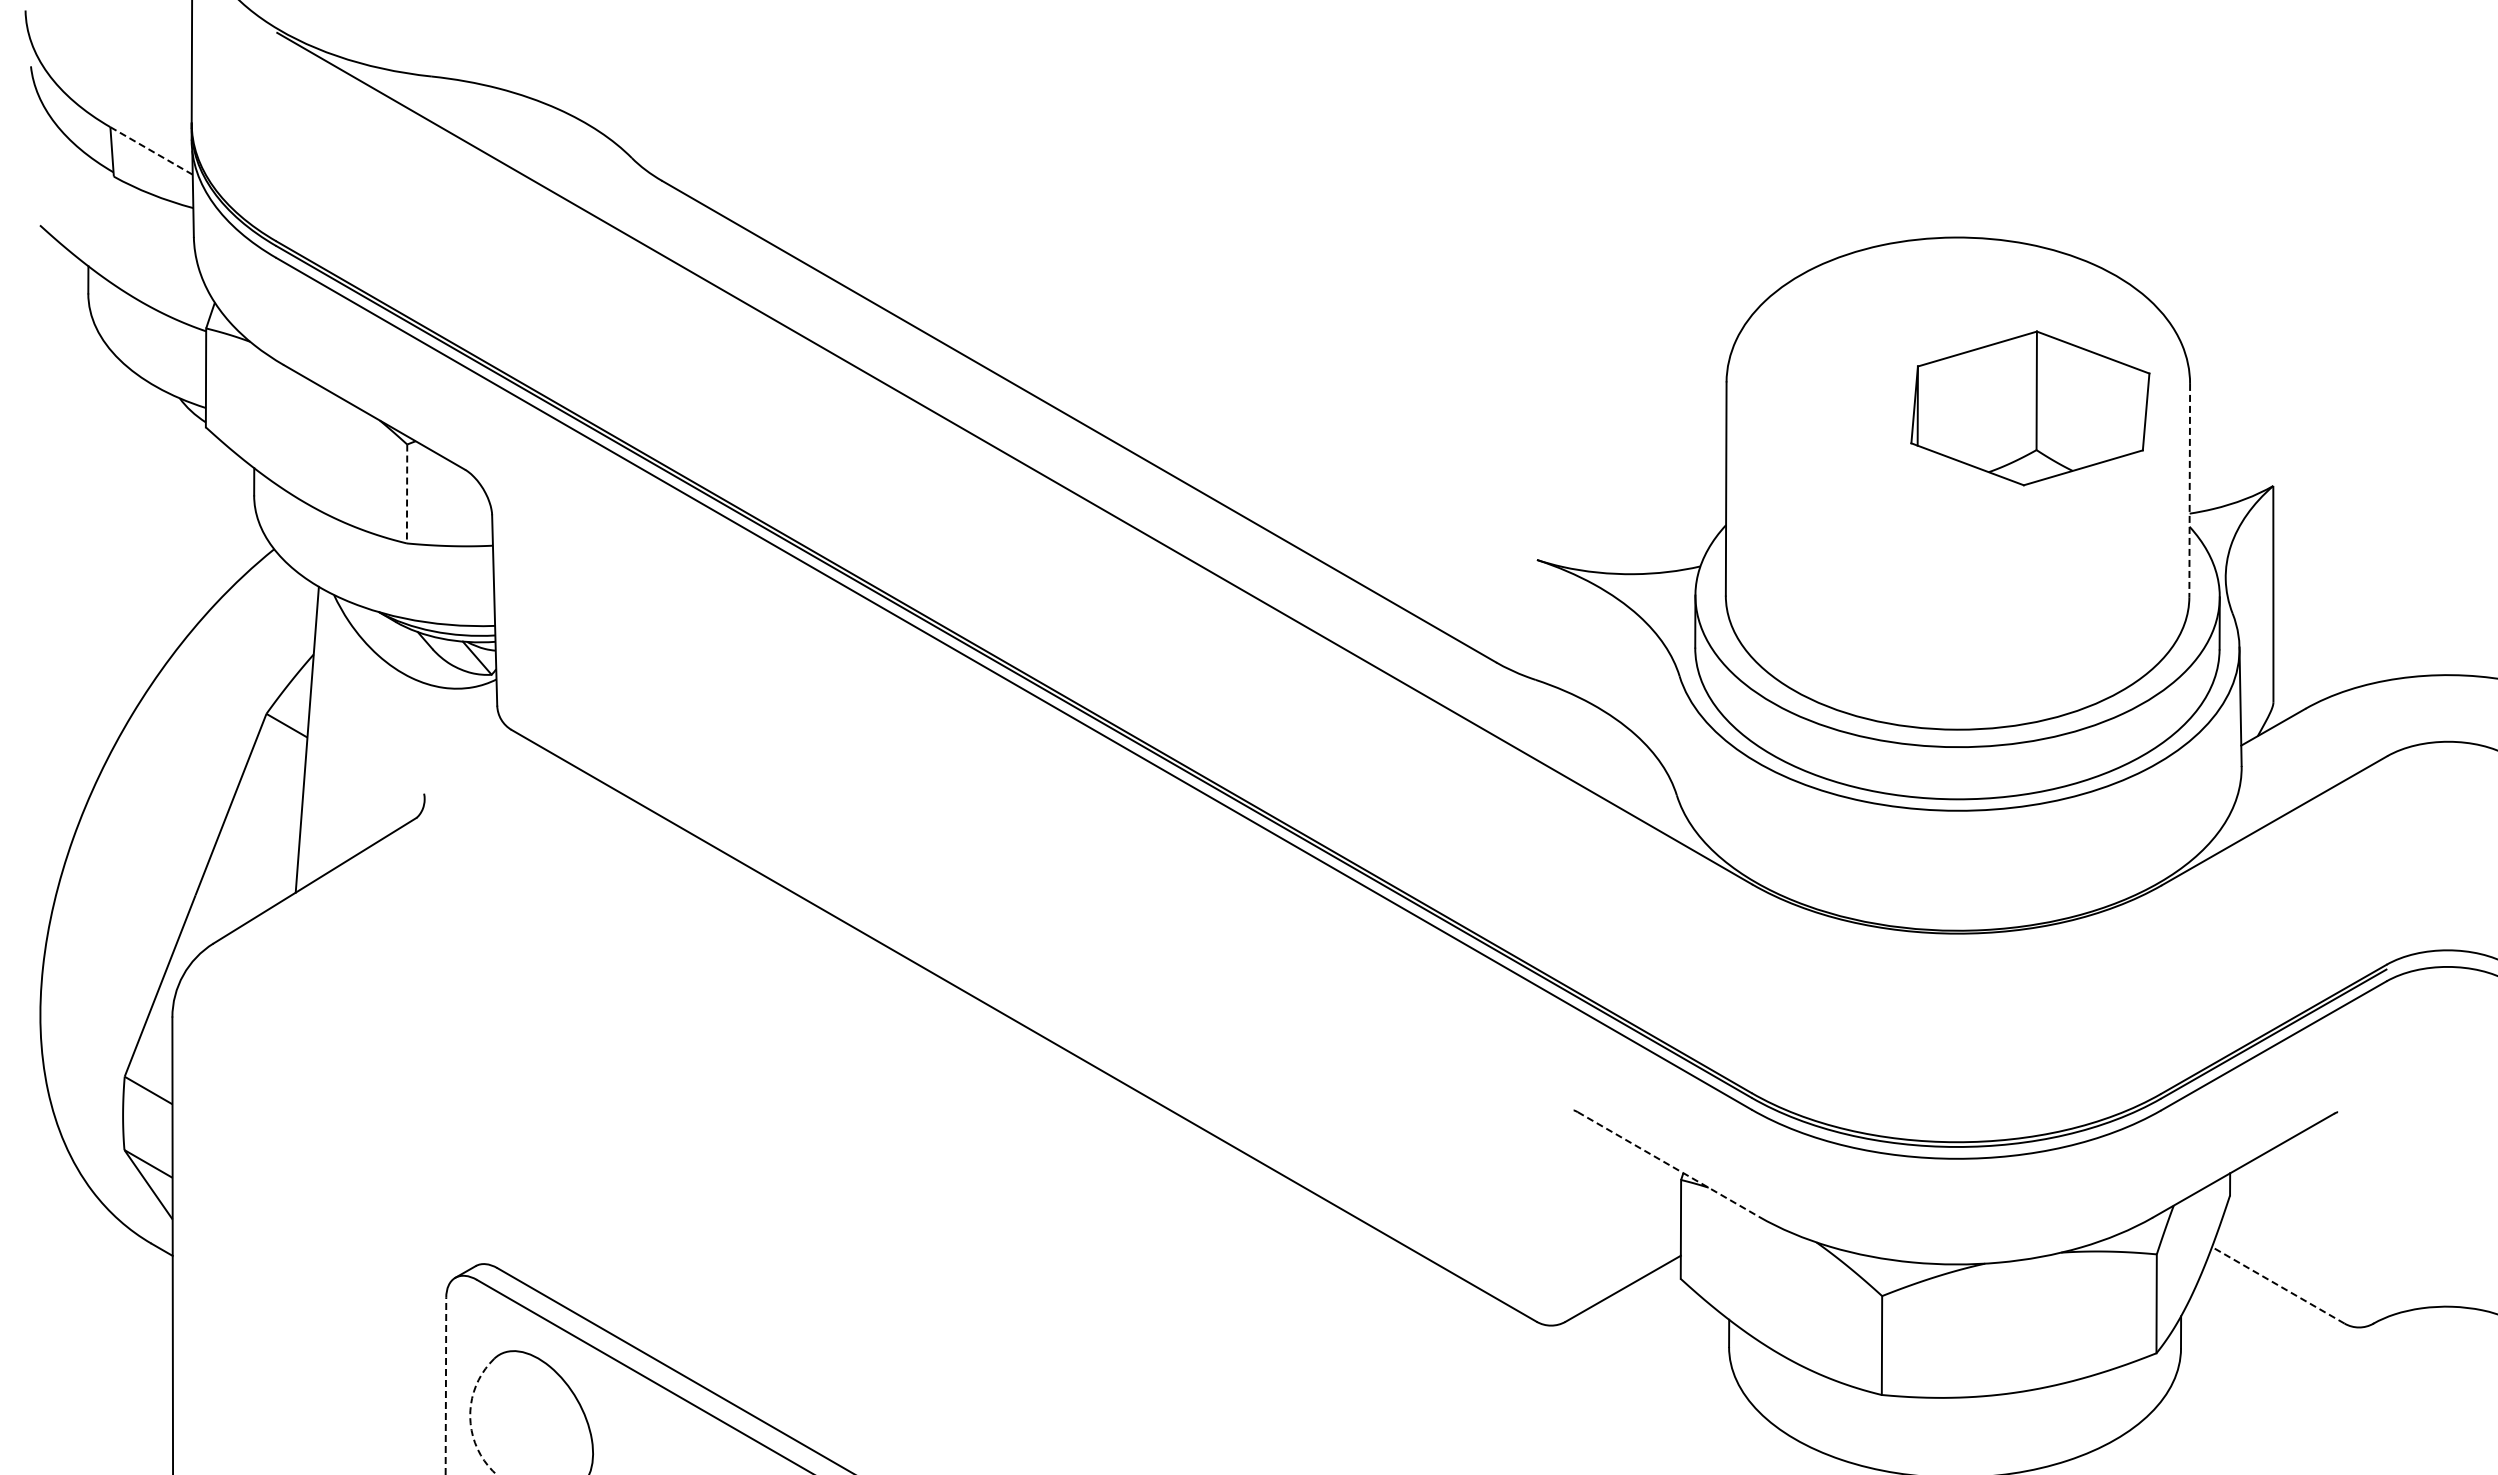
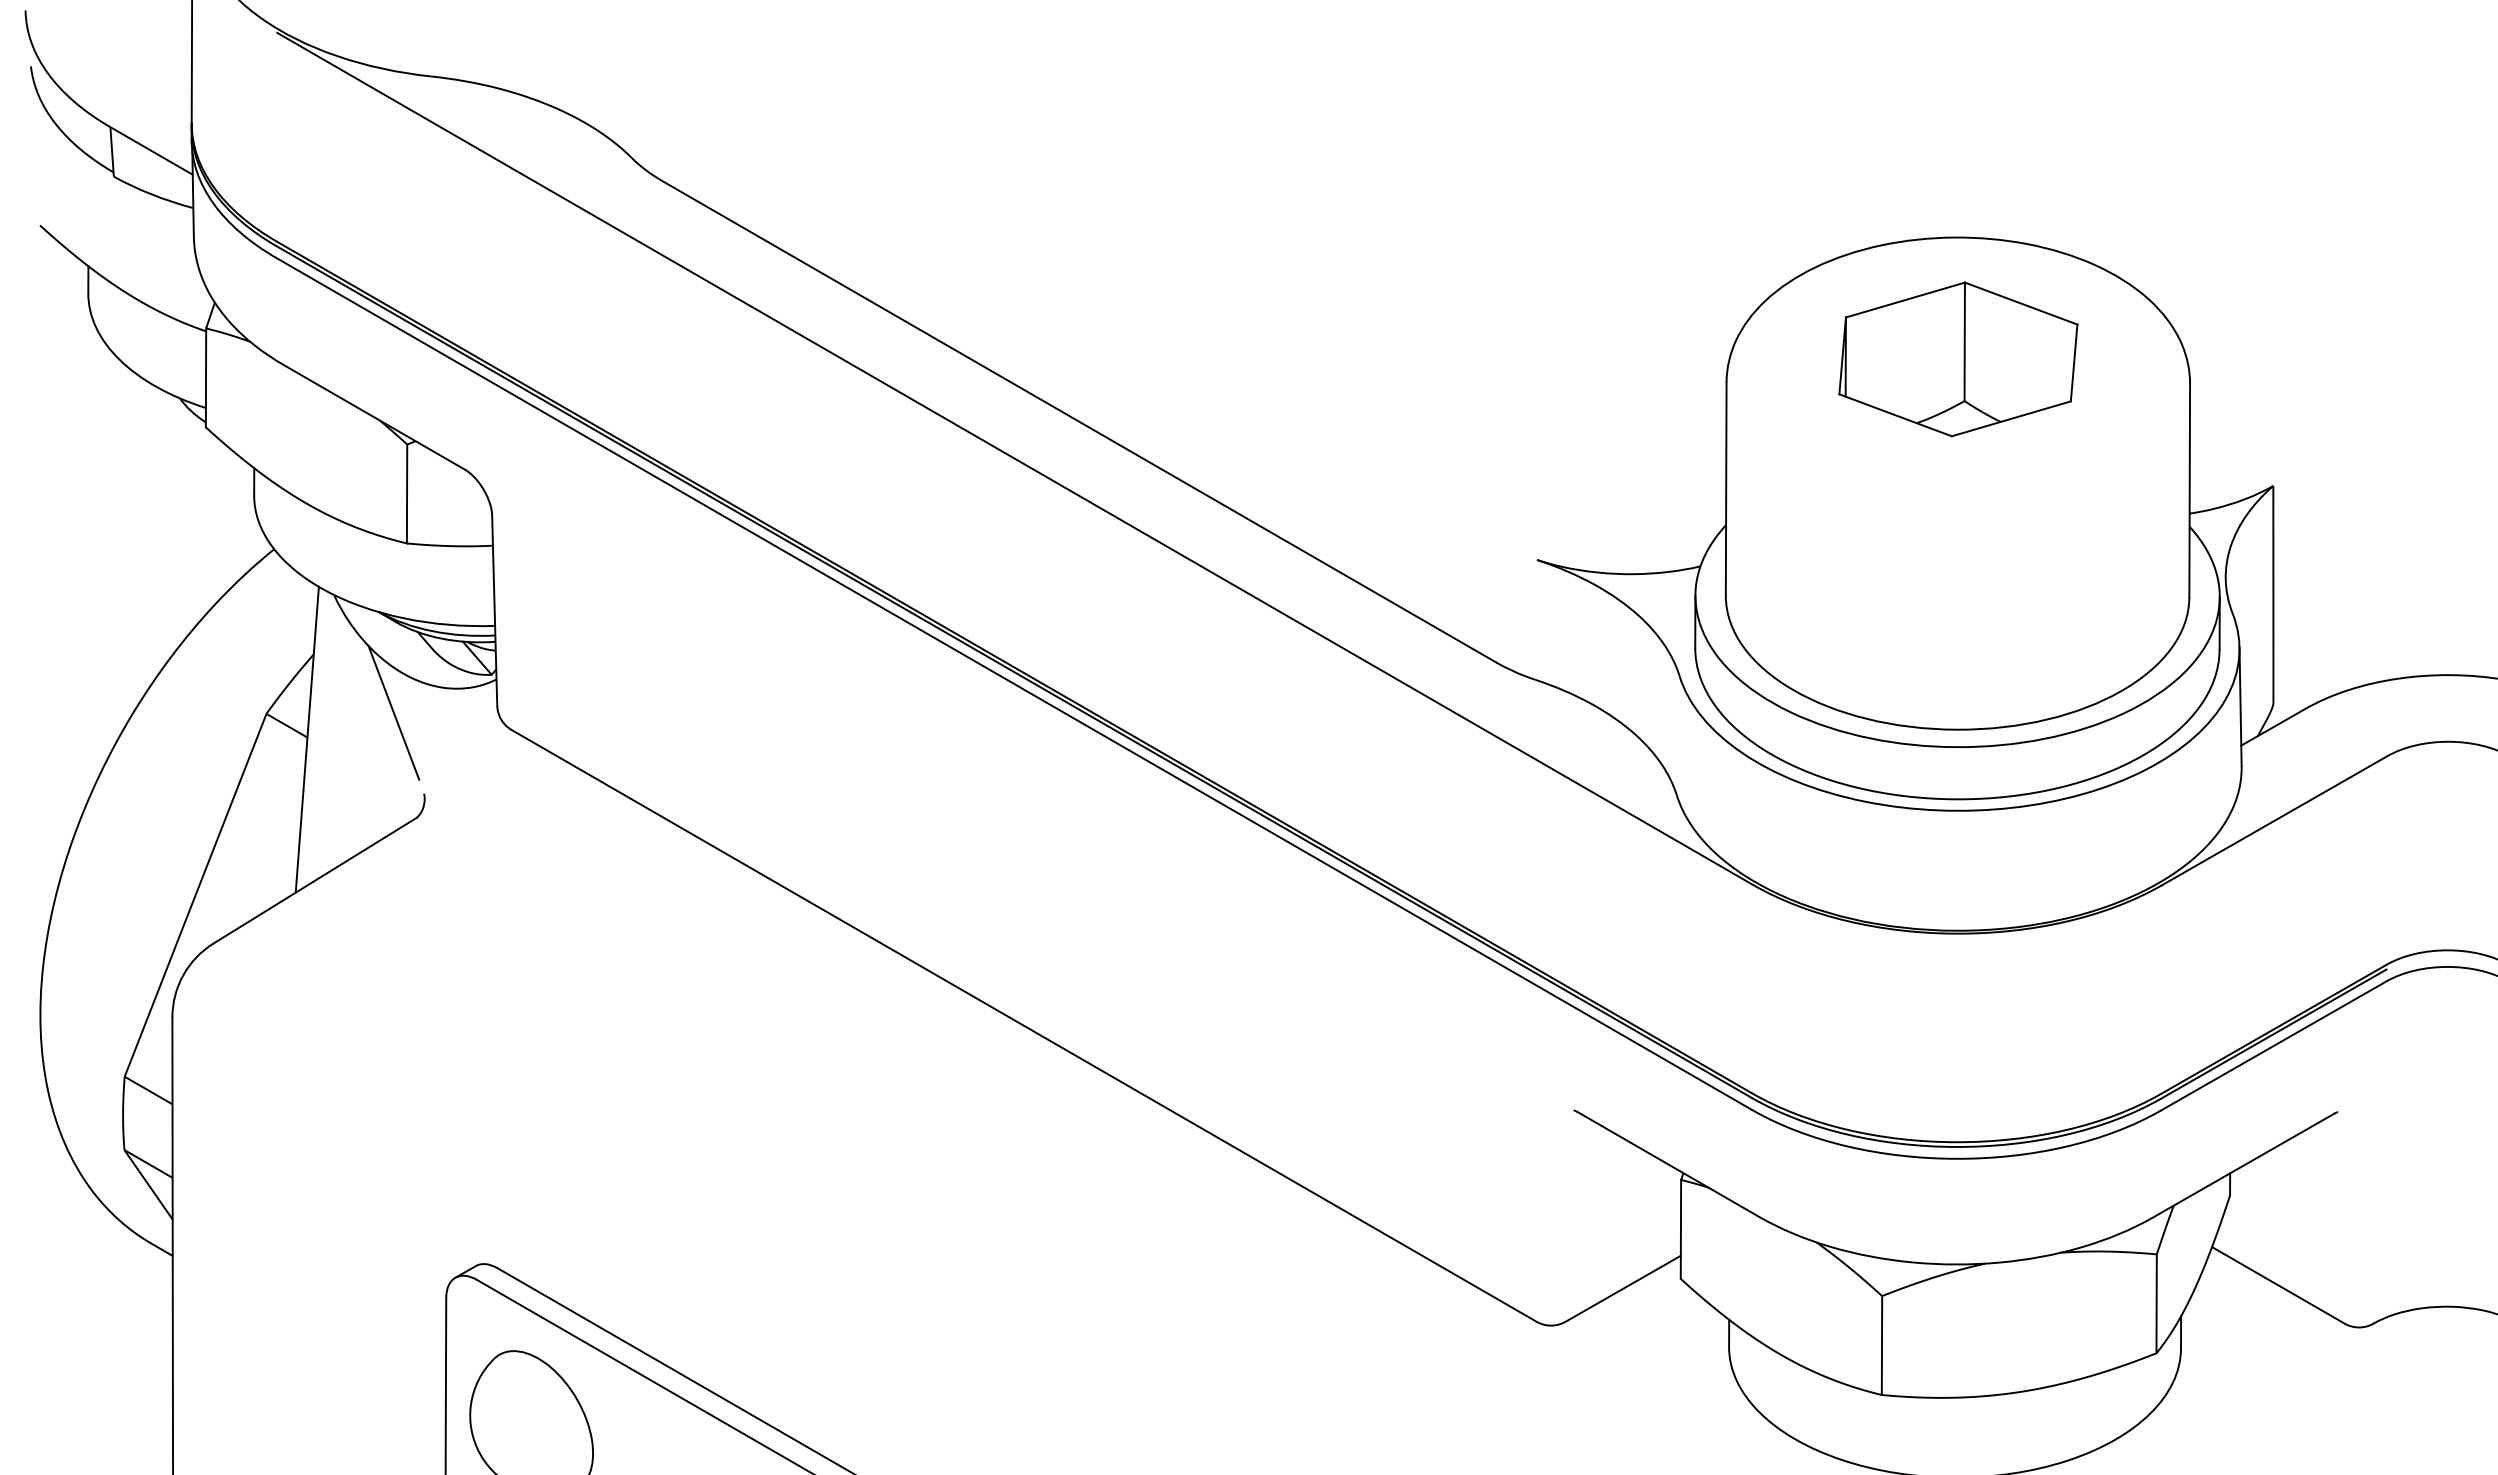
line: dashed -> solid (151, 150)
part position: (2030, 408) -> (1958, 359) (1958, 359)
line: dashed -> solid (2189, 490)
line: dashed -> solid (407, 494)
line: none -> present (393, 712)
line: dashed -> solid (1668, 1164)
line: dashed -> solid (2278, 1285)
line: dashed -> solid (445, 1385)
arc: dashed -> solid (470, 1417)
